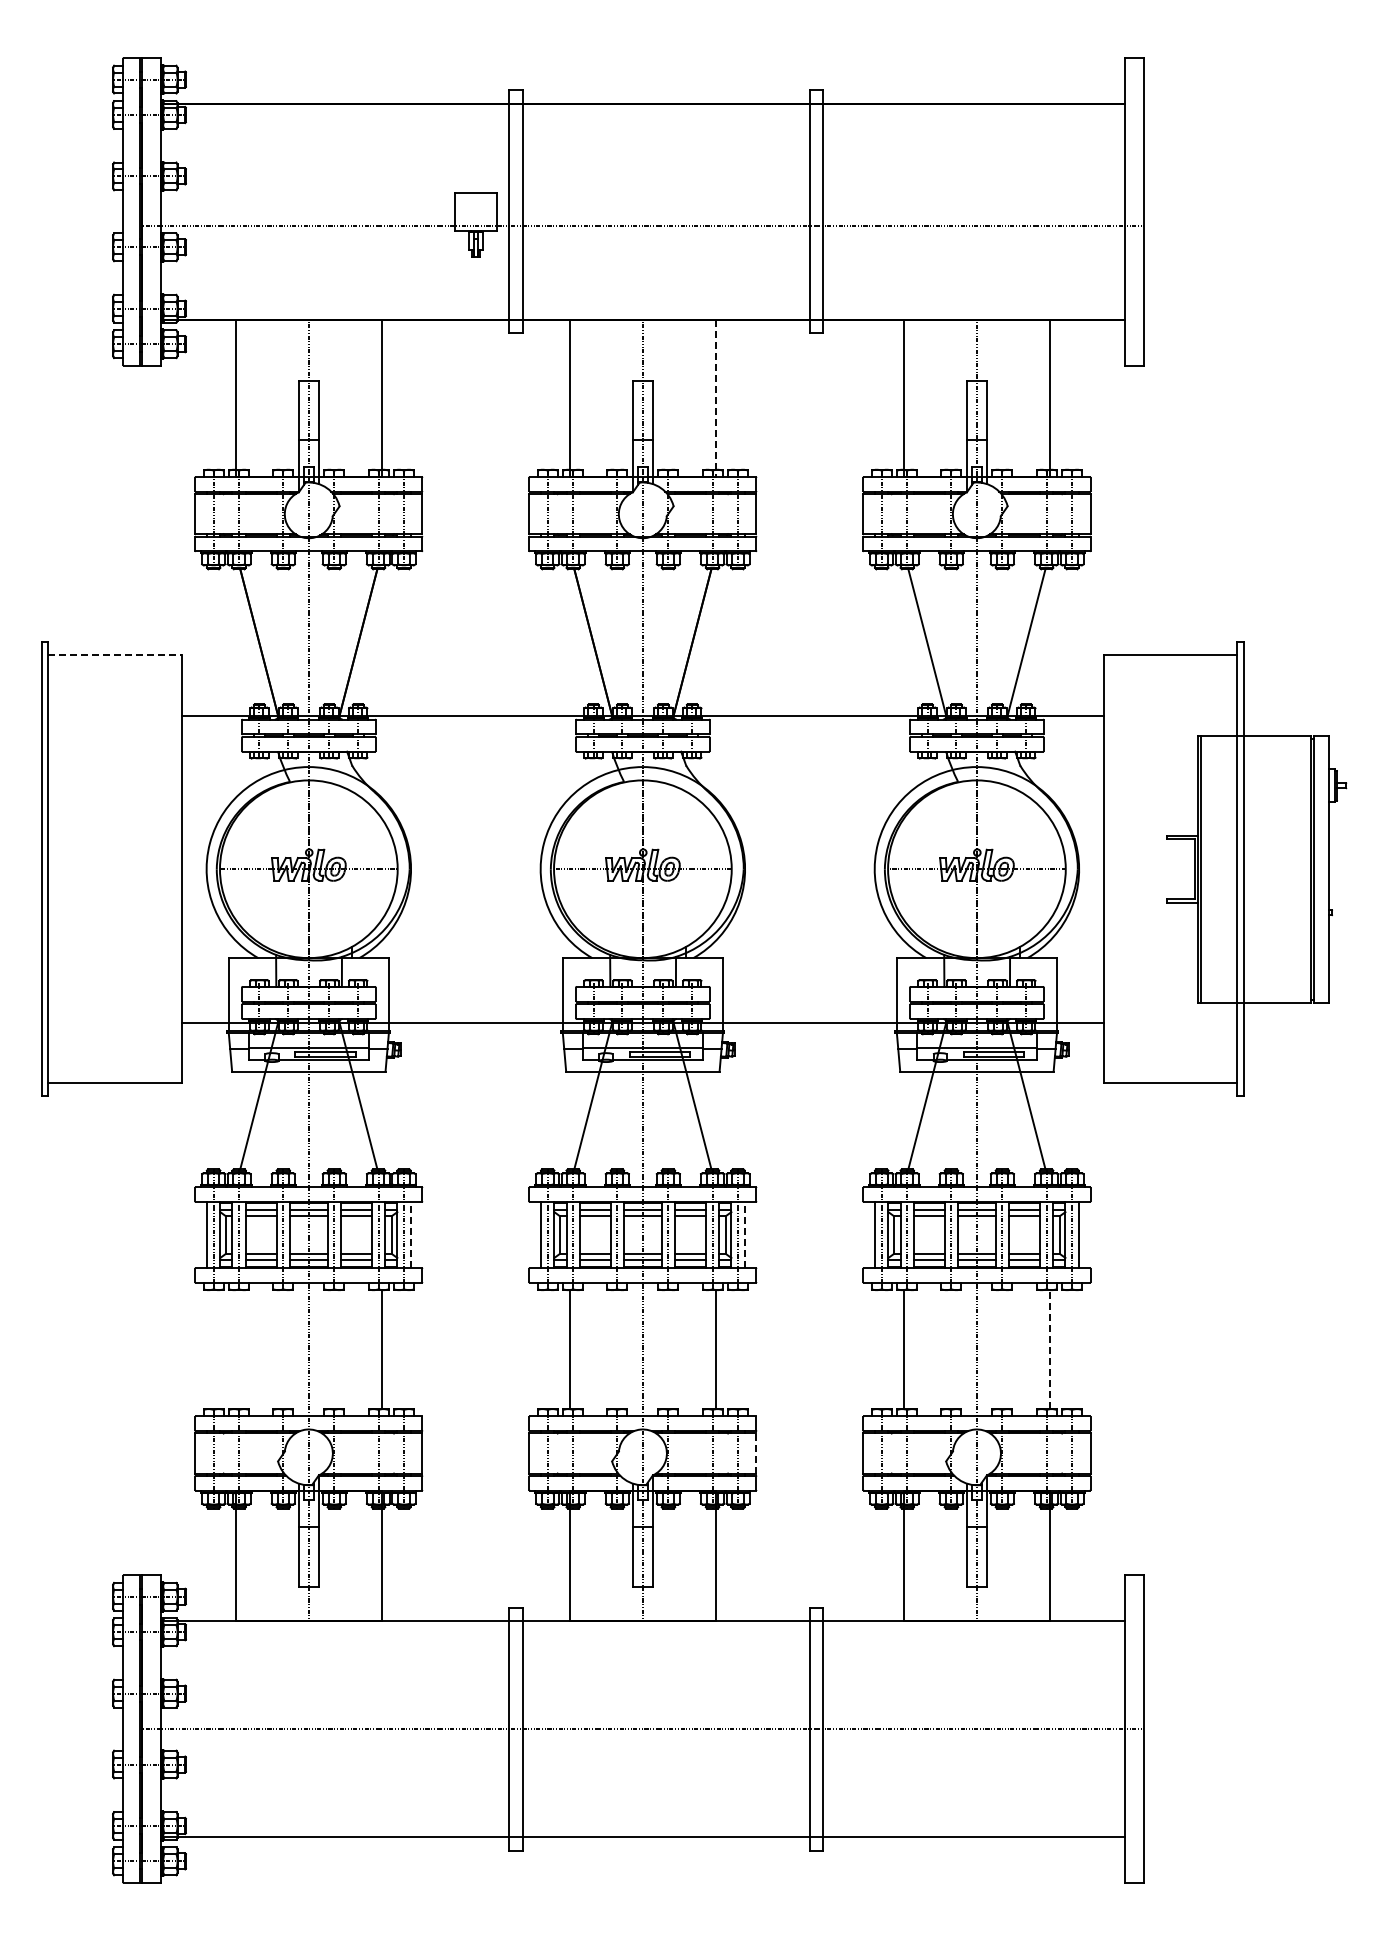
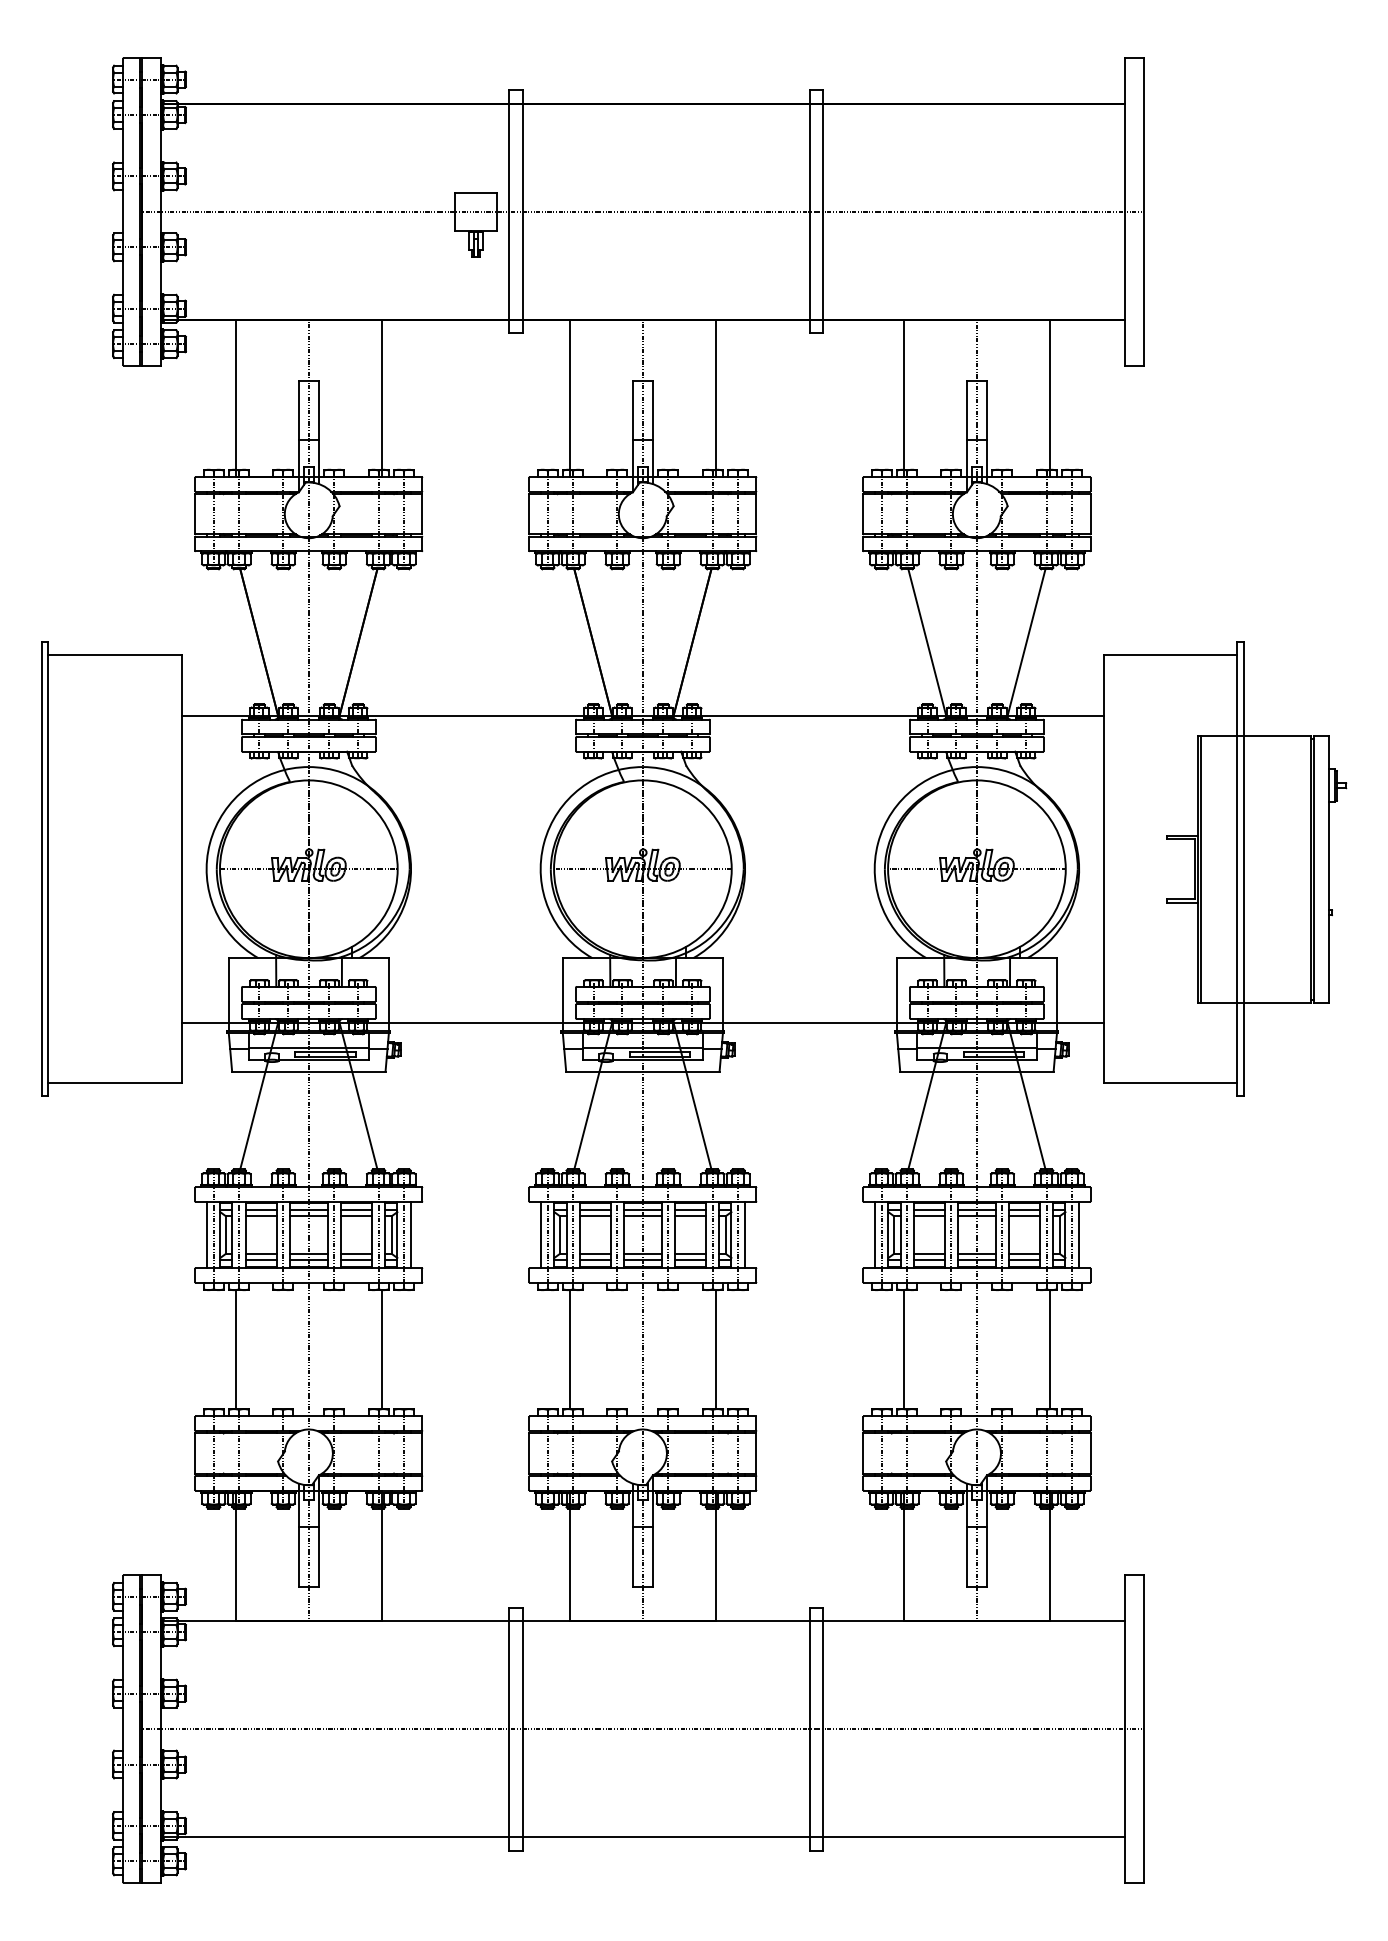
line position: (642, 225) -> (642, 211) (642, 211)
line: dashed -> solid (716, 398)
line: dashed -> solid (115, 655)
line: dashed -> solid (410, 1234)
line: dashed -> solid (744, 1234)
line: none -> present (235, 1349)
line: dashed -> solid (1050, 1349)
line: dashed -> solid (756, 1453)
